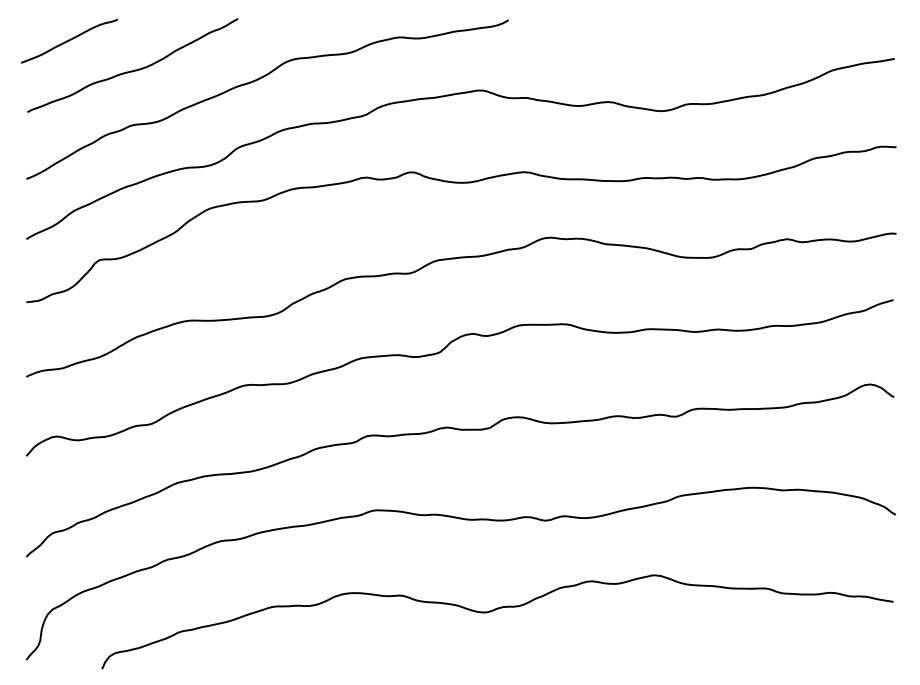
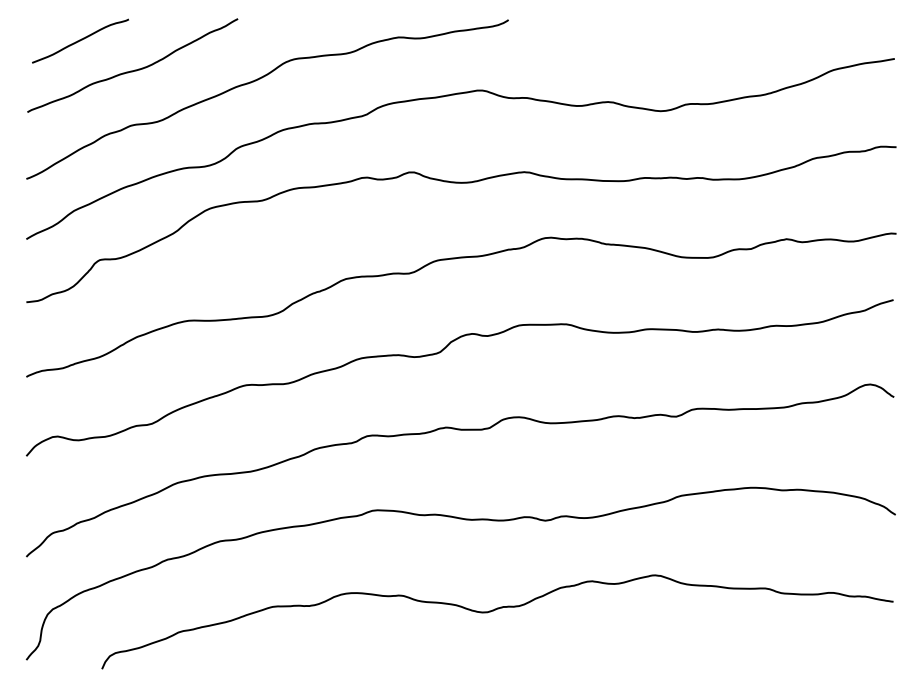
curve position: (69, 40) -> (80, 40) (80, 40)
